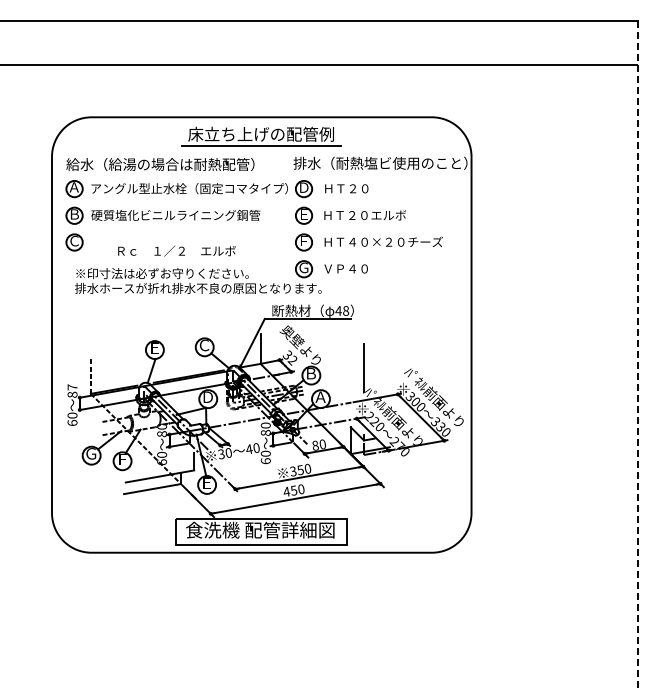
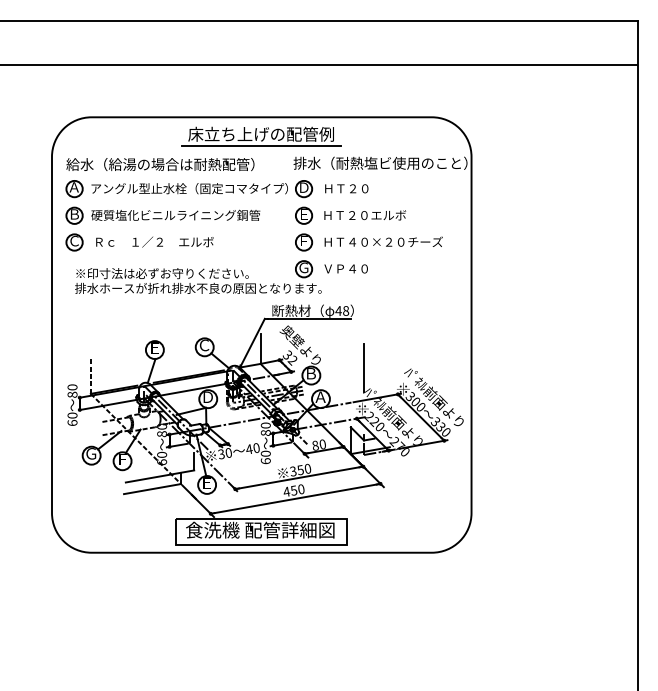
text position: (176, 250) -> (154, 241) (154, 241)
line: dashed -> solid (638, 355)
text: 87 -> 80 (72, 387)
